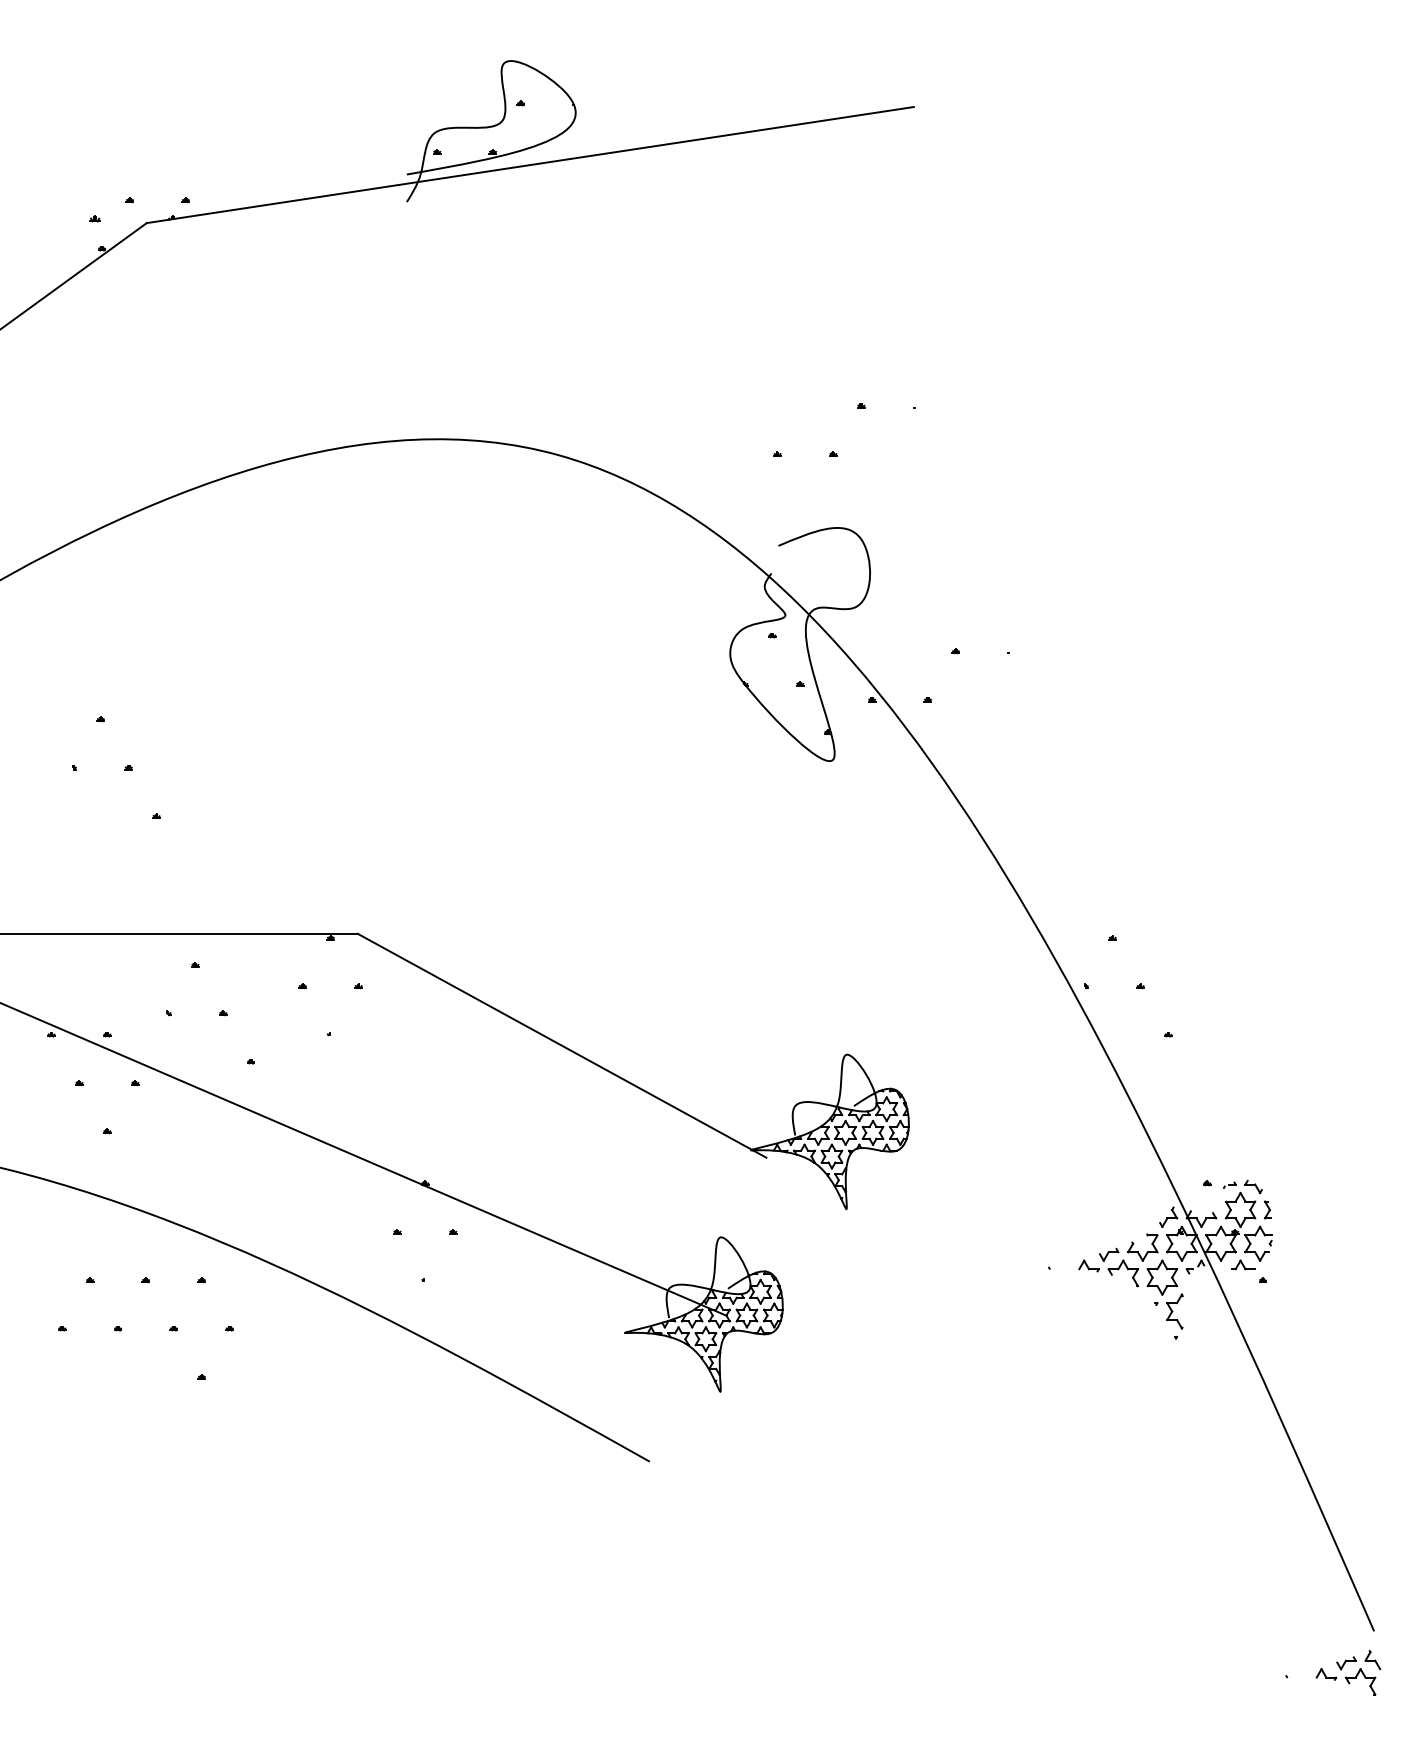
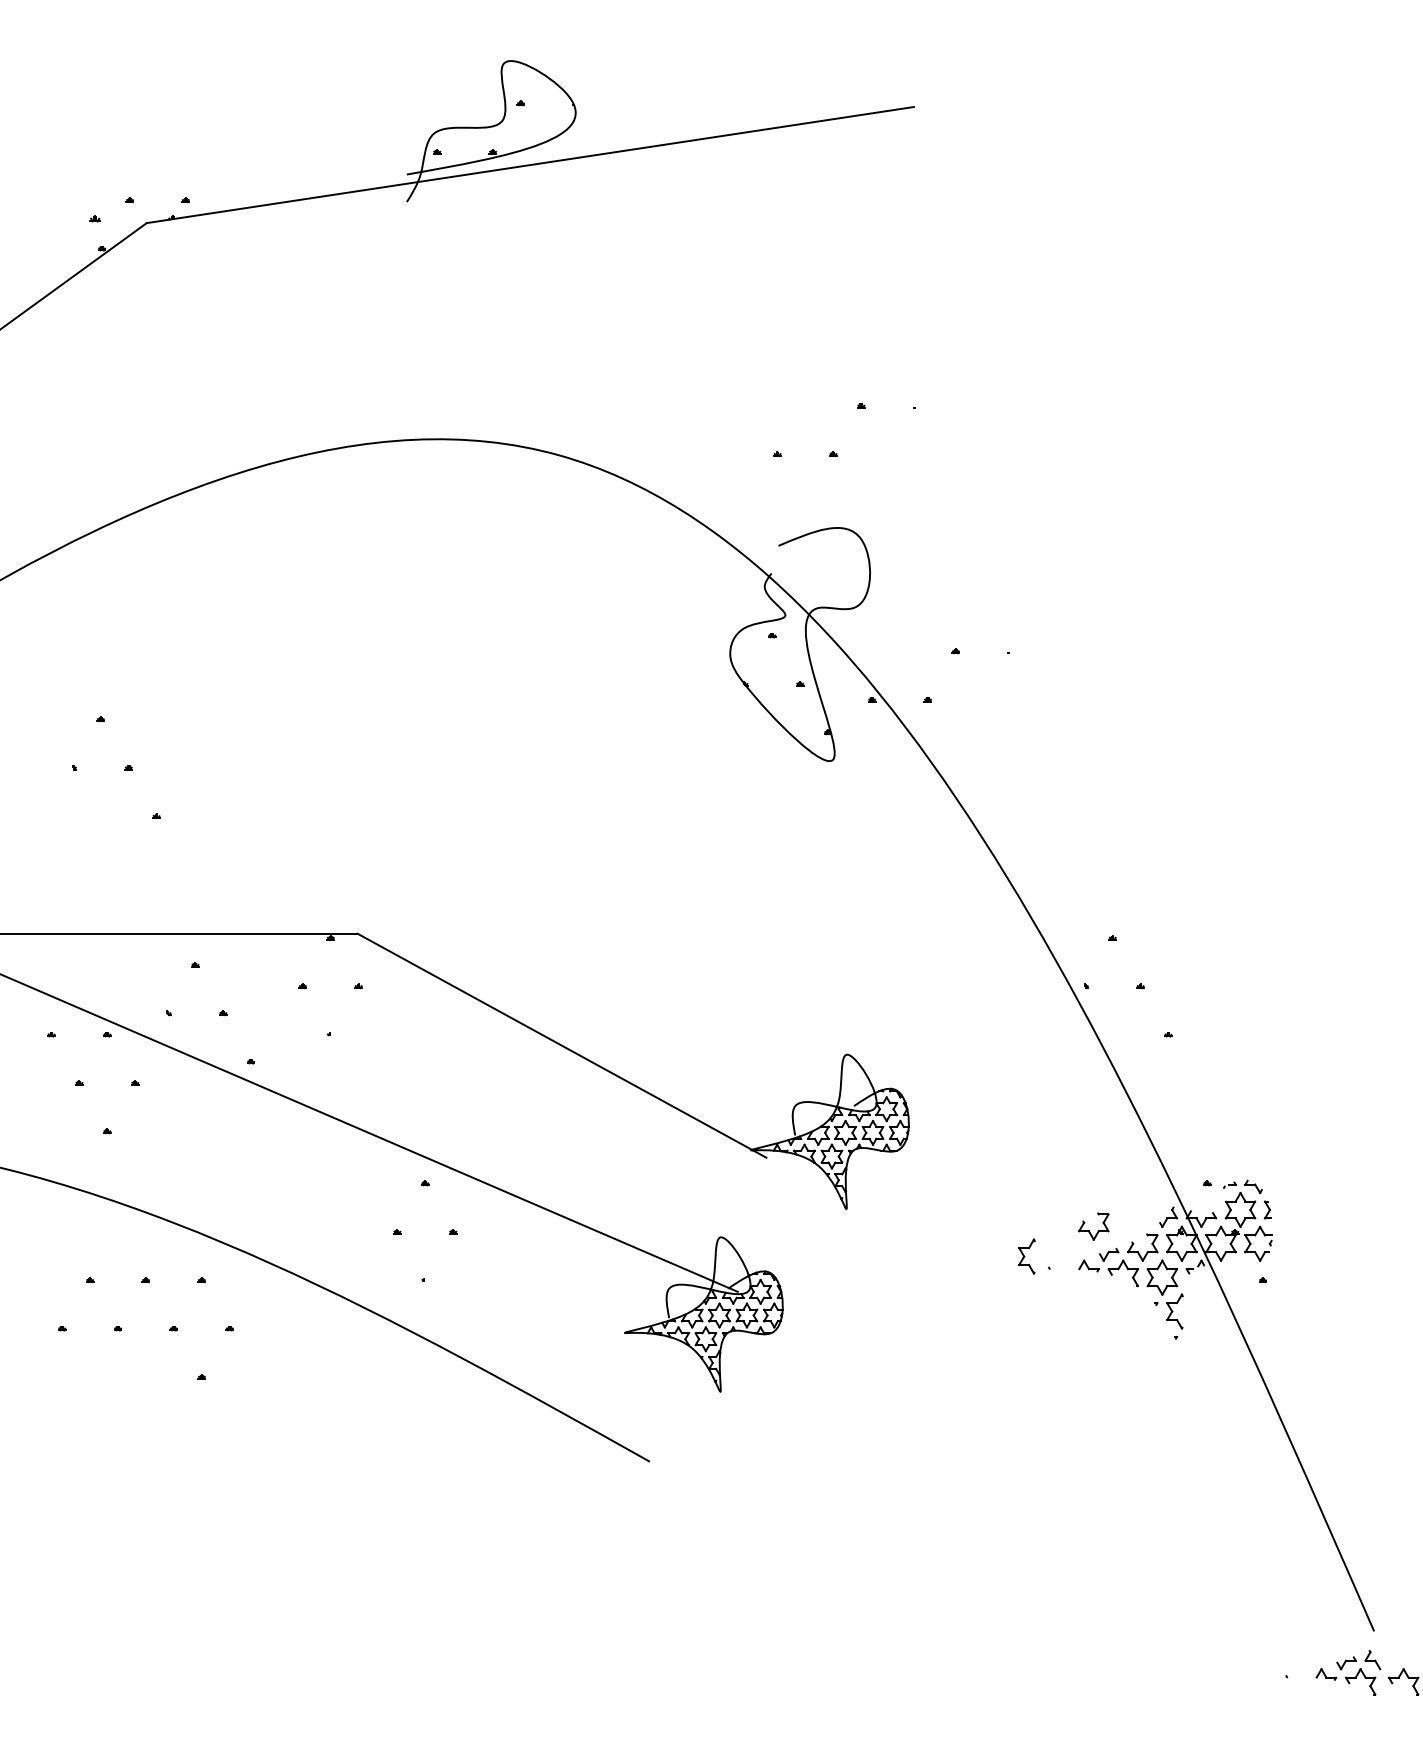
line position: (364, 1159) -> (369, 1133) (369, 1133)
part: none -> present (1093, 1226)
part: none -> present (1026, 1256)
part: present -> none (1243, 1264)
part: none -> present (1403, 1681)
